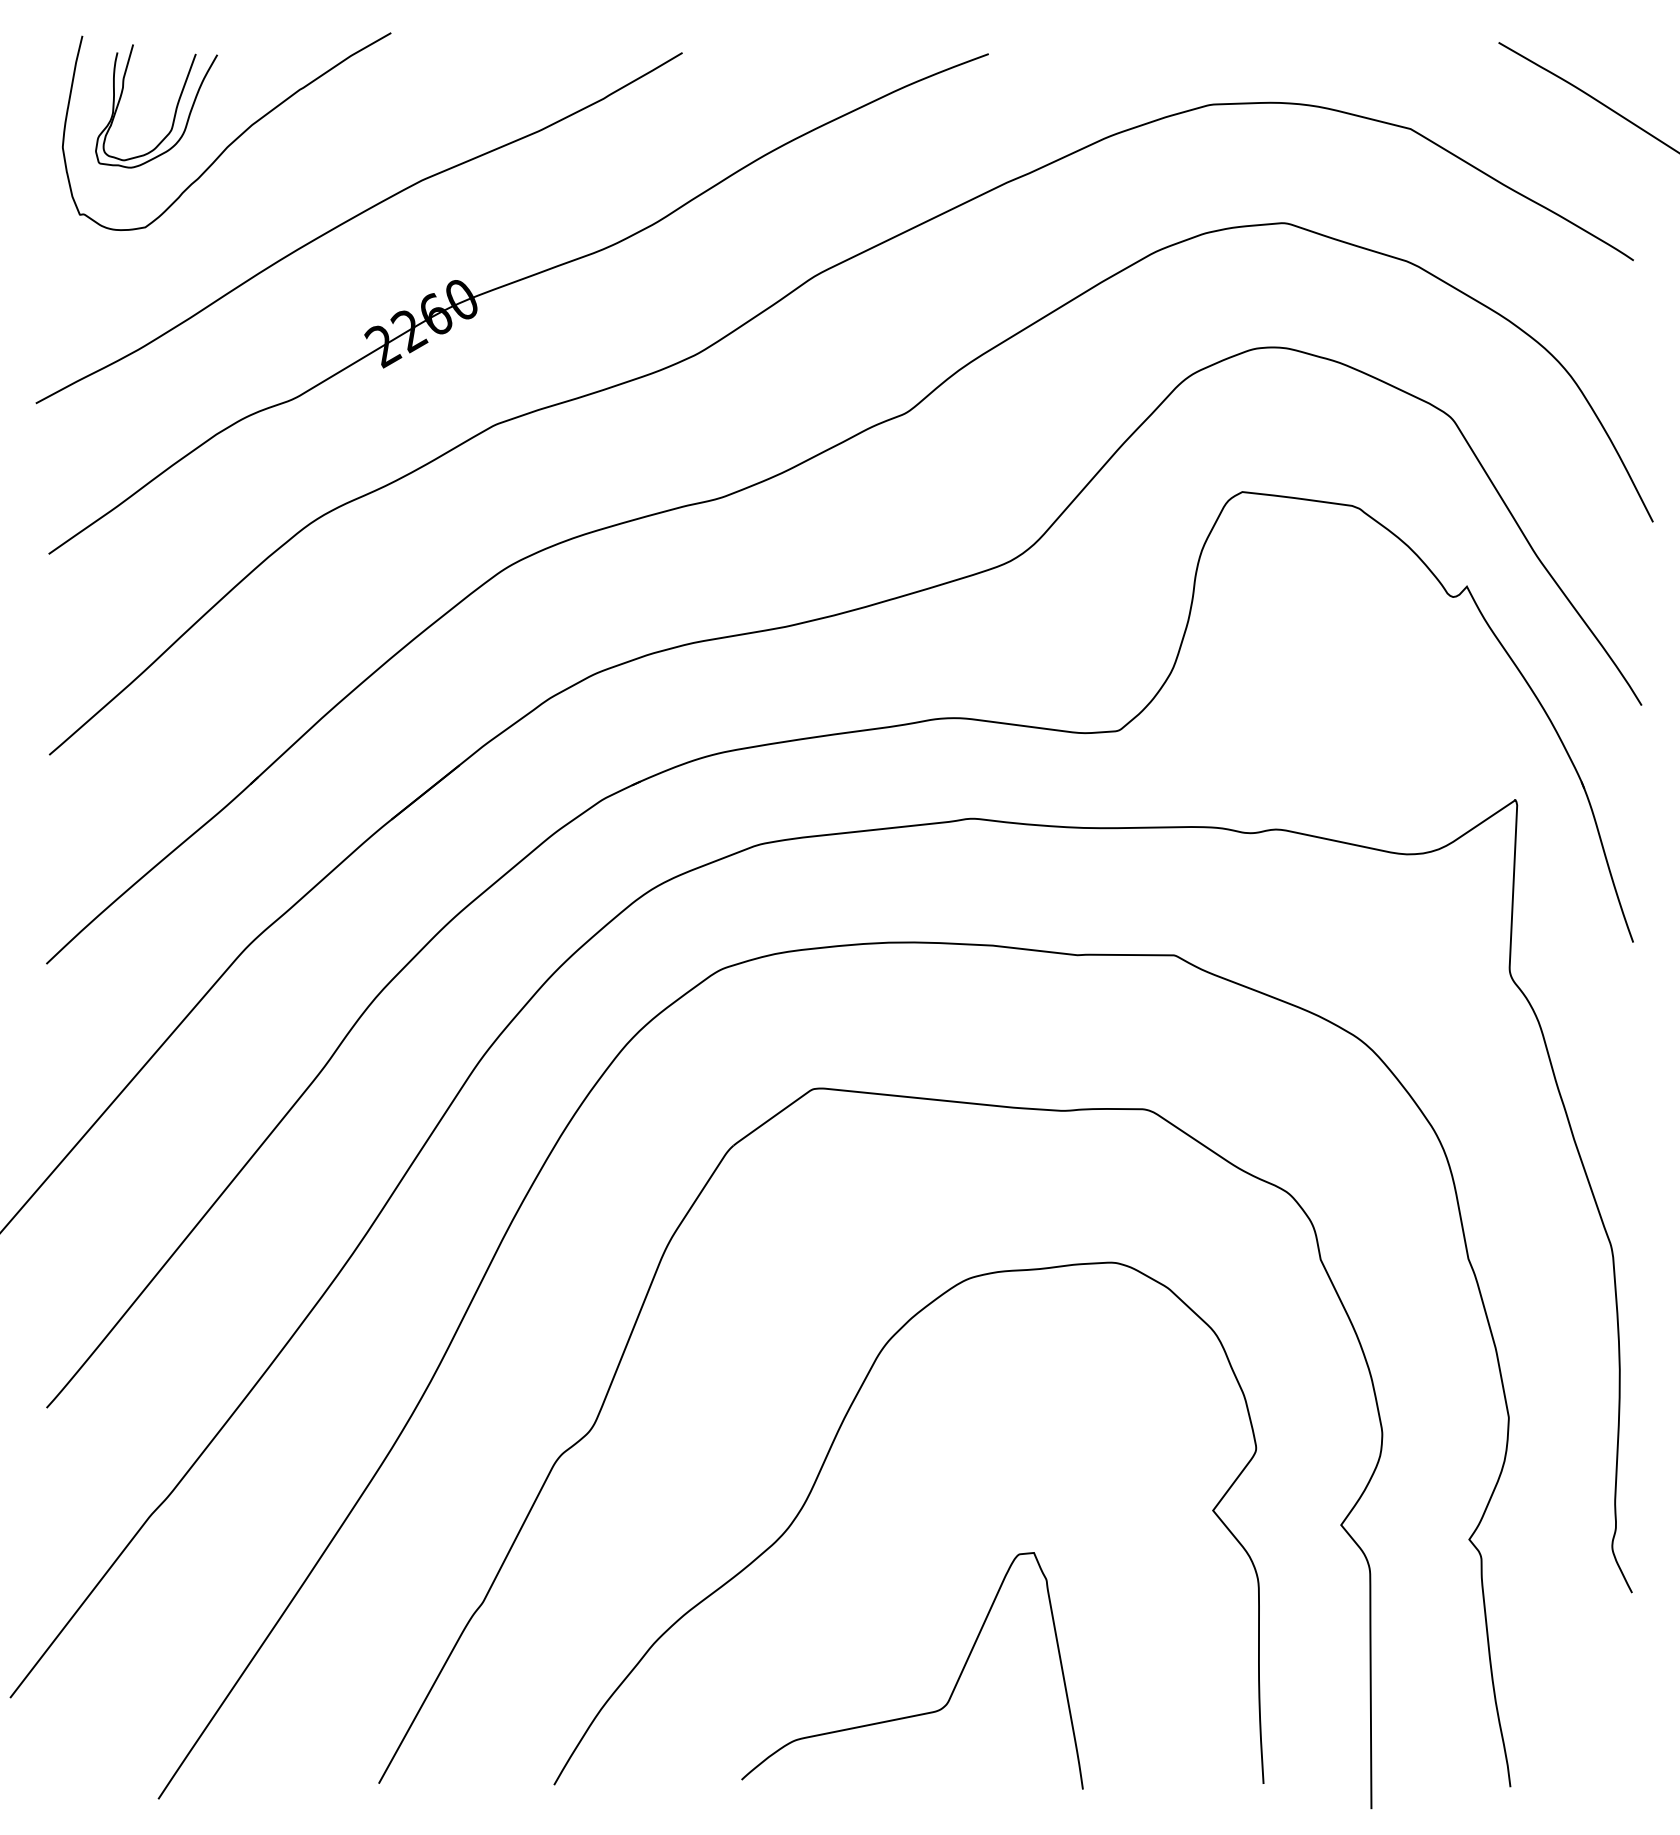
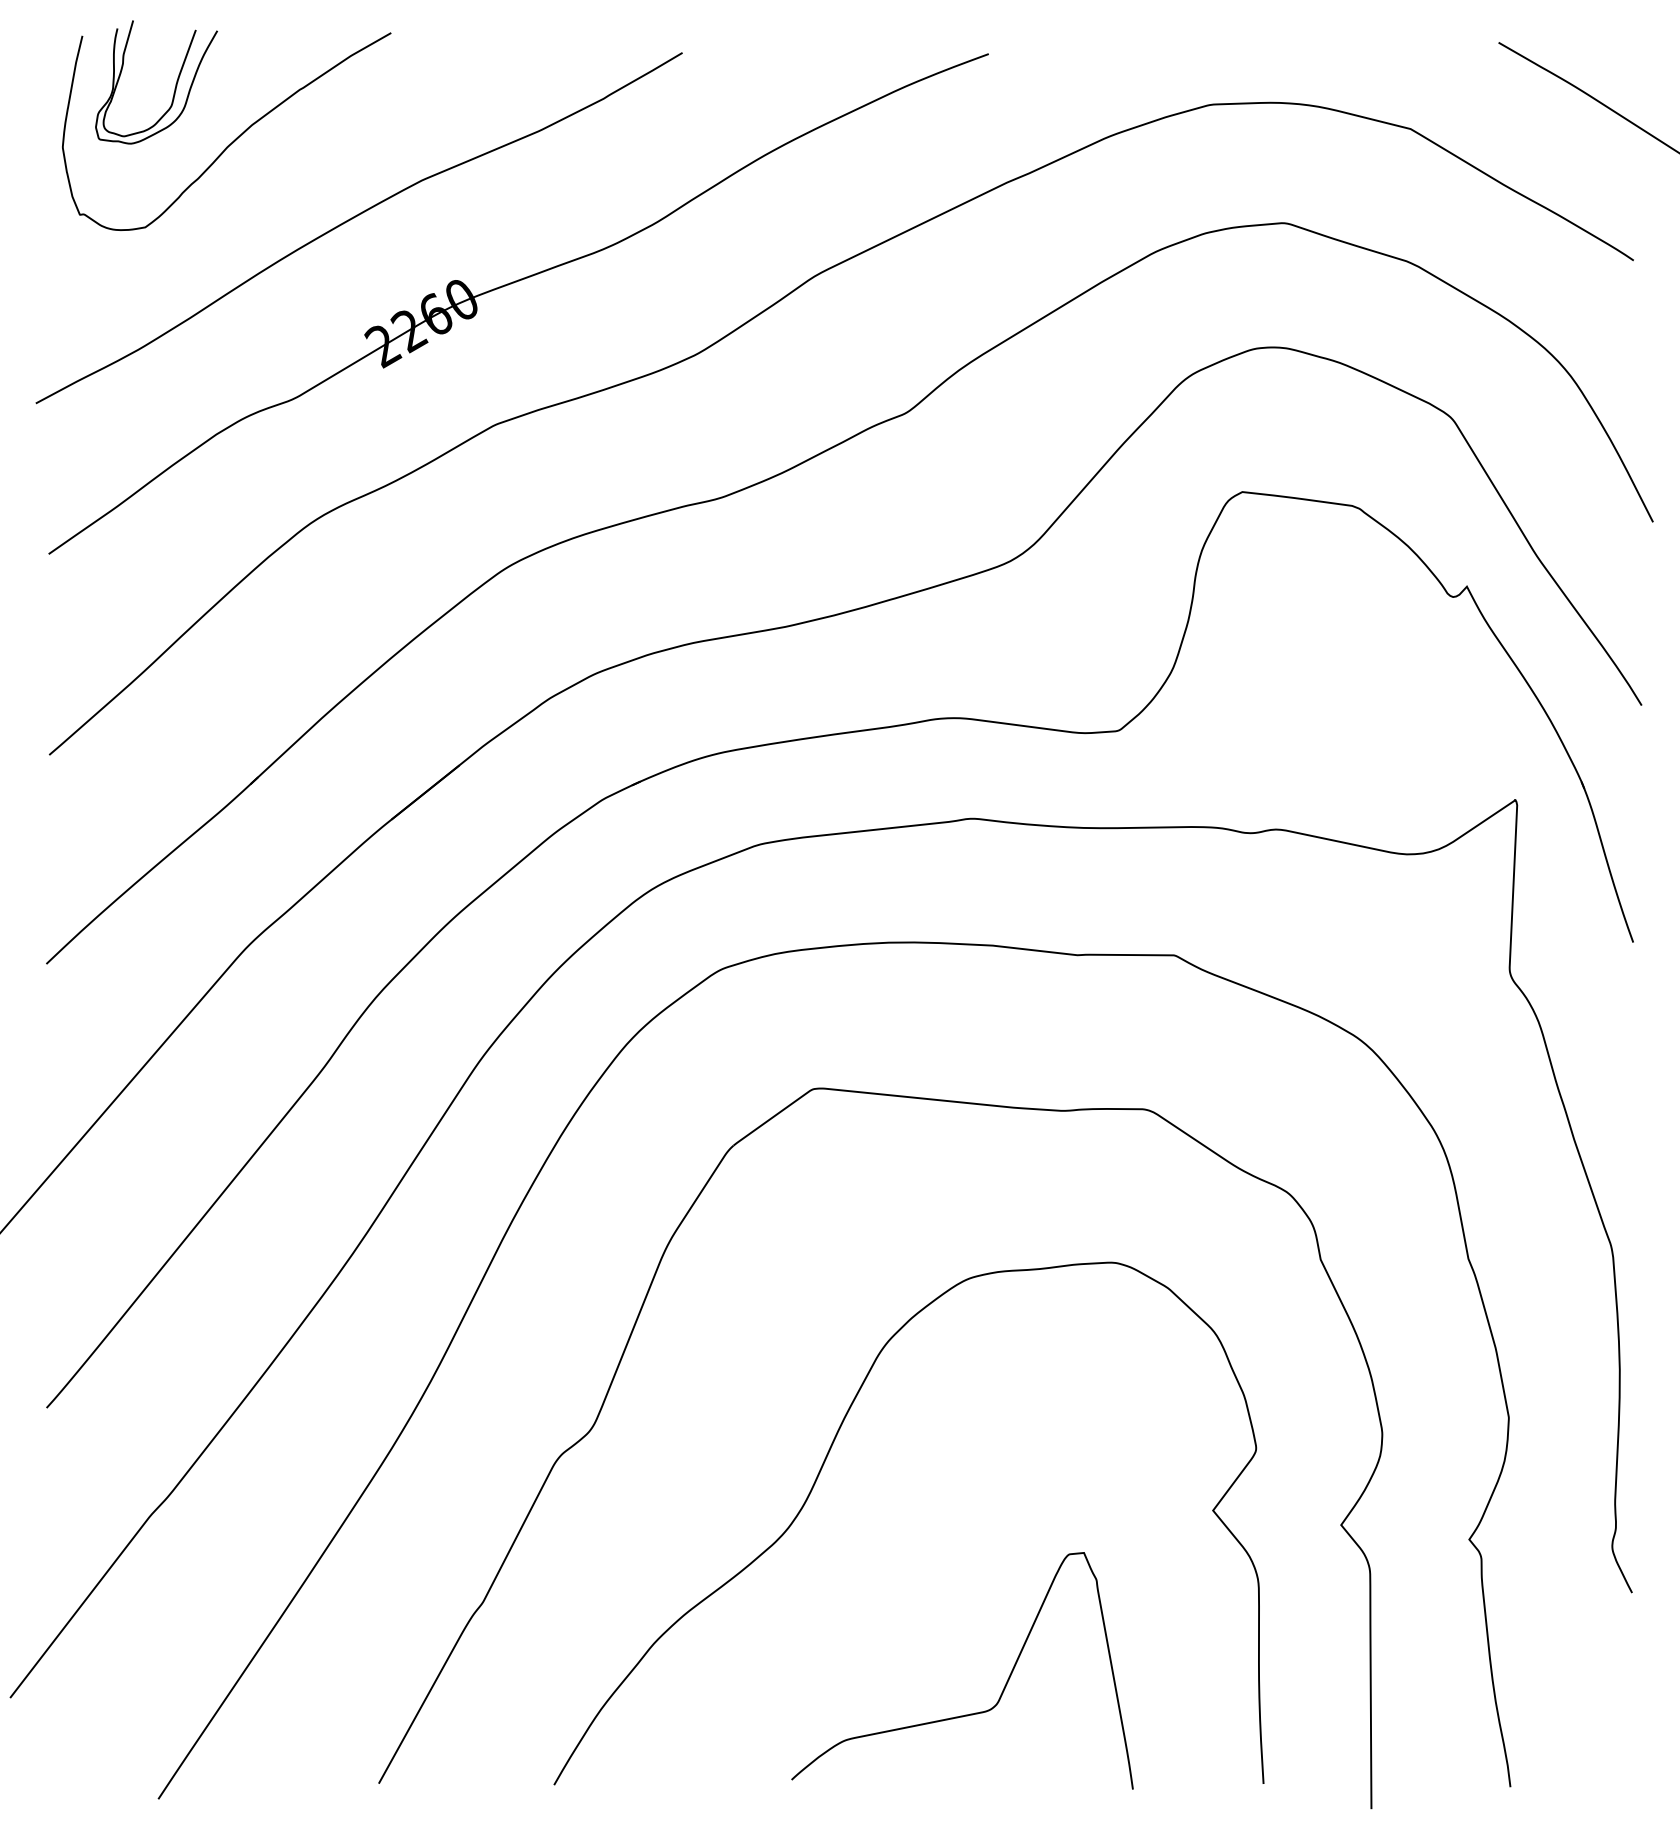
part position: (174, 112) -> (174, 88) (174, 88)
curve position: (920, 1713) -> (970, 1713) (970, 1713)
